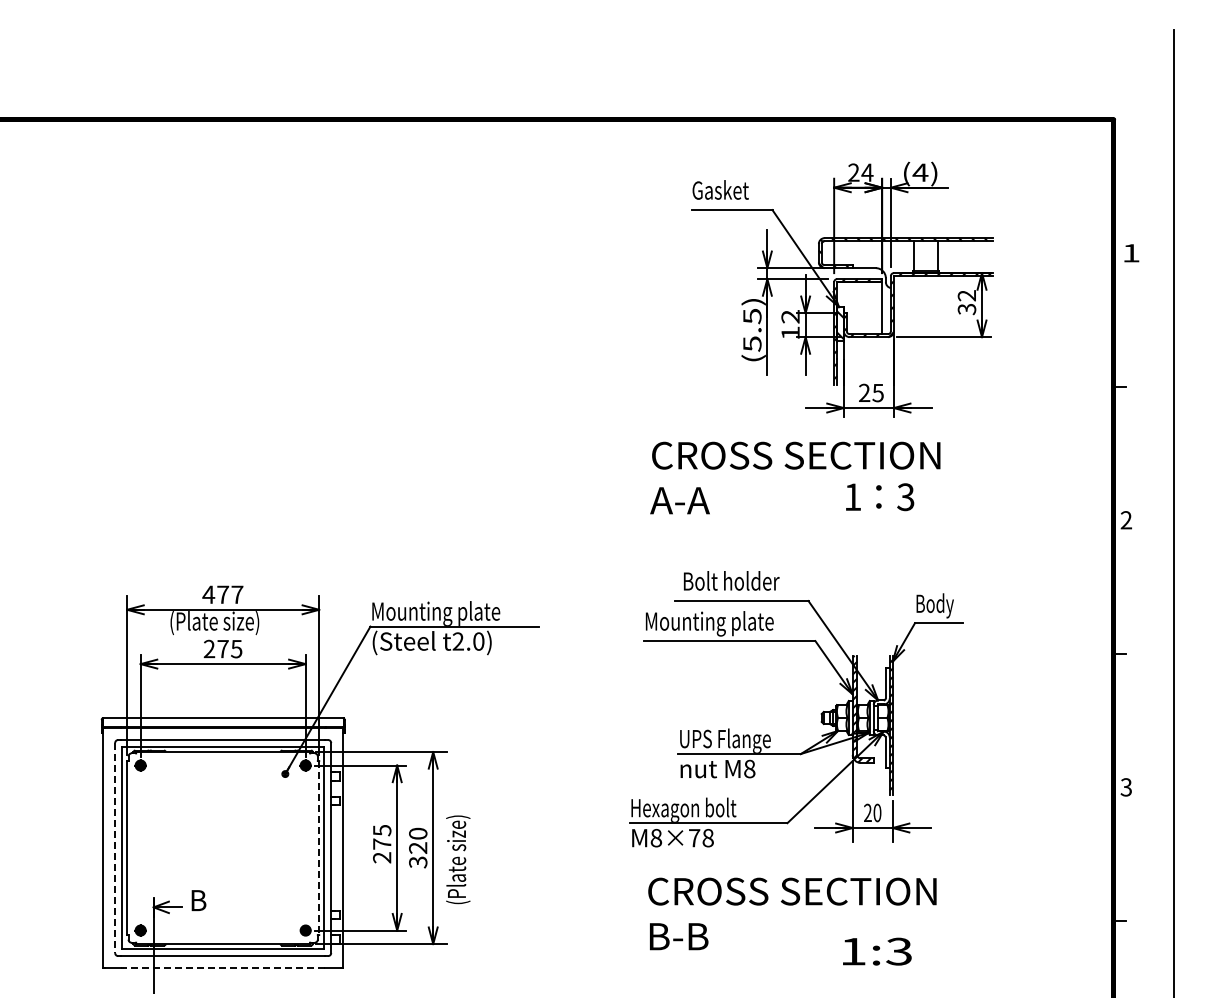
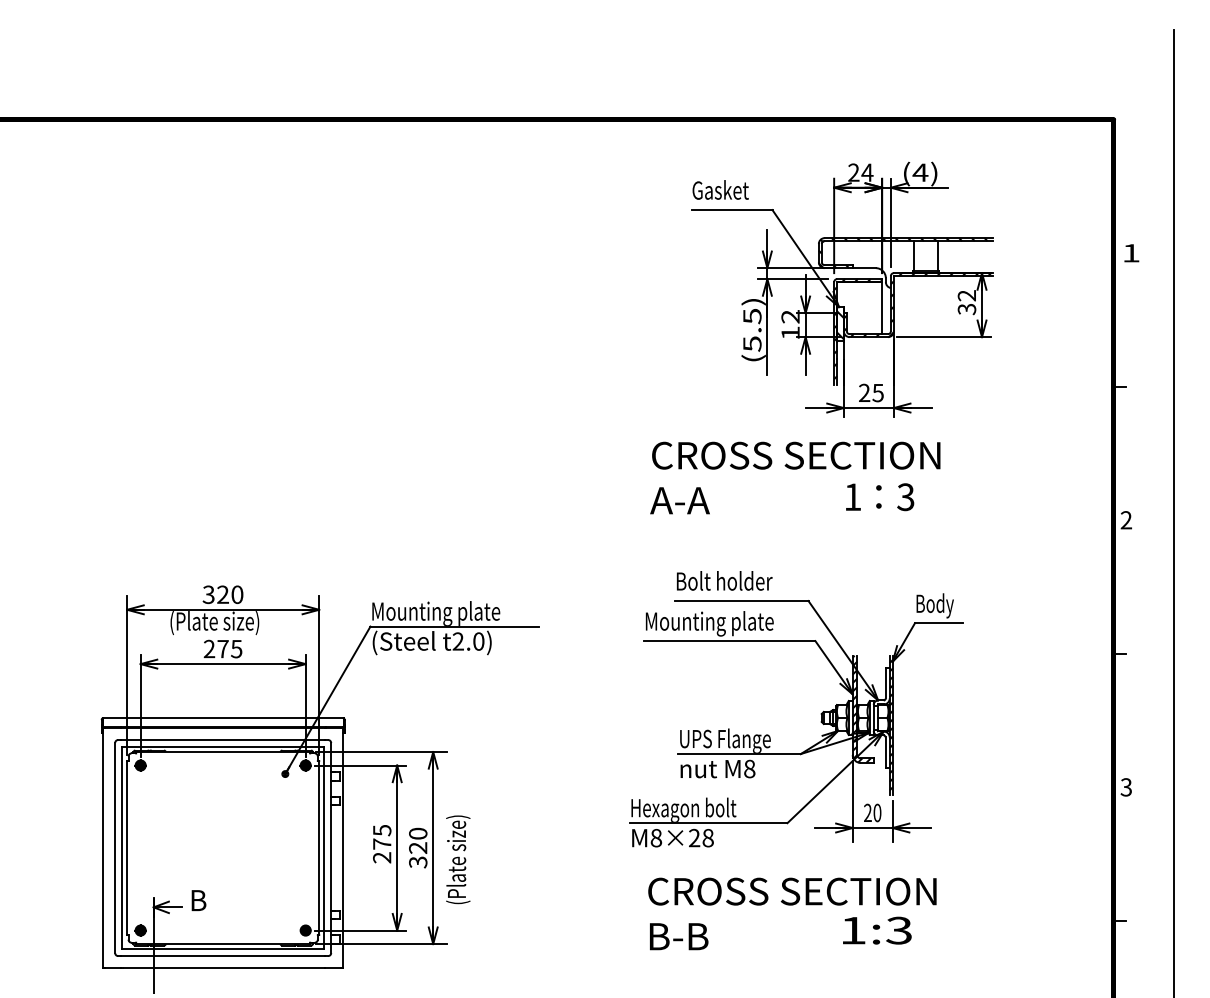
text position: (731, 580) -> (724, 580) (724, 580)
text: 477 -> 320 (222, 594)
text: M8×78 -> M8×28 (694, 837)
line: dashed -> solid (115, 848)
line: dashed -> solid (319, 848)
text position: (877, 951) -> (877, 930) (877, 930)
line: dashed -> solid (223, 968)
